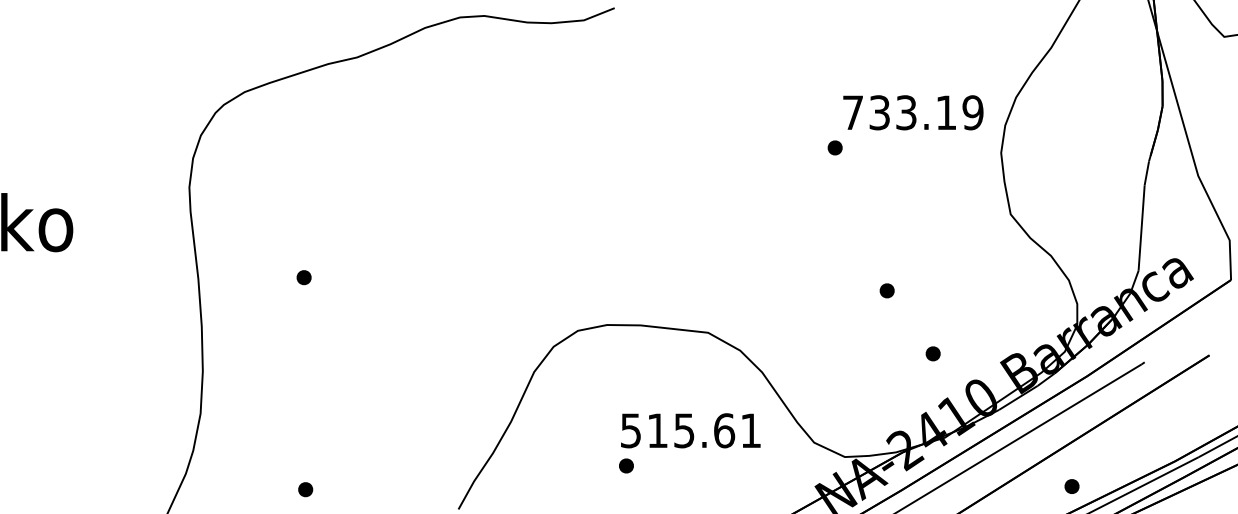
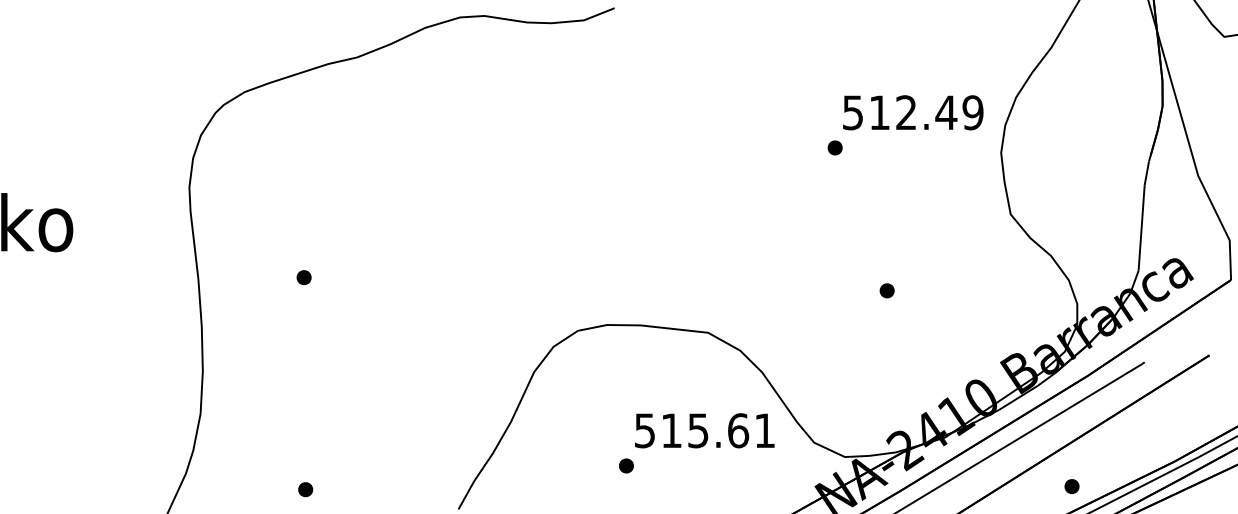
text: 733.19 -> 512.49 (900, 112)
part: present -> none (932, 353)
text position: (690, 430) -> (704, 430) (704, 430)
